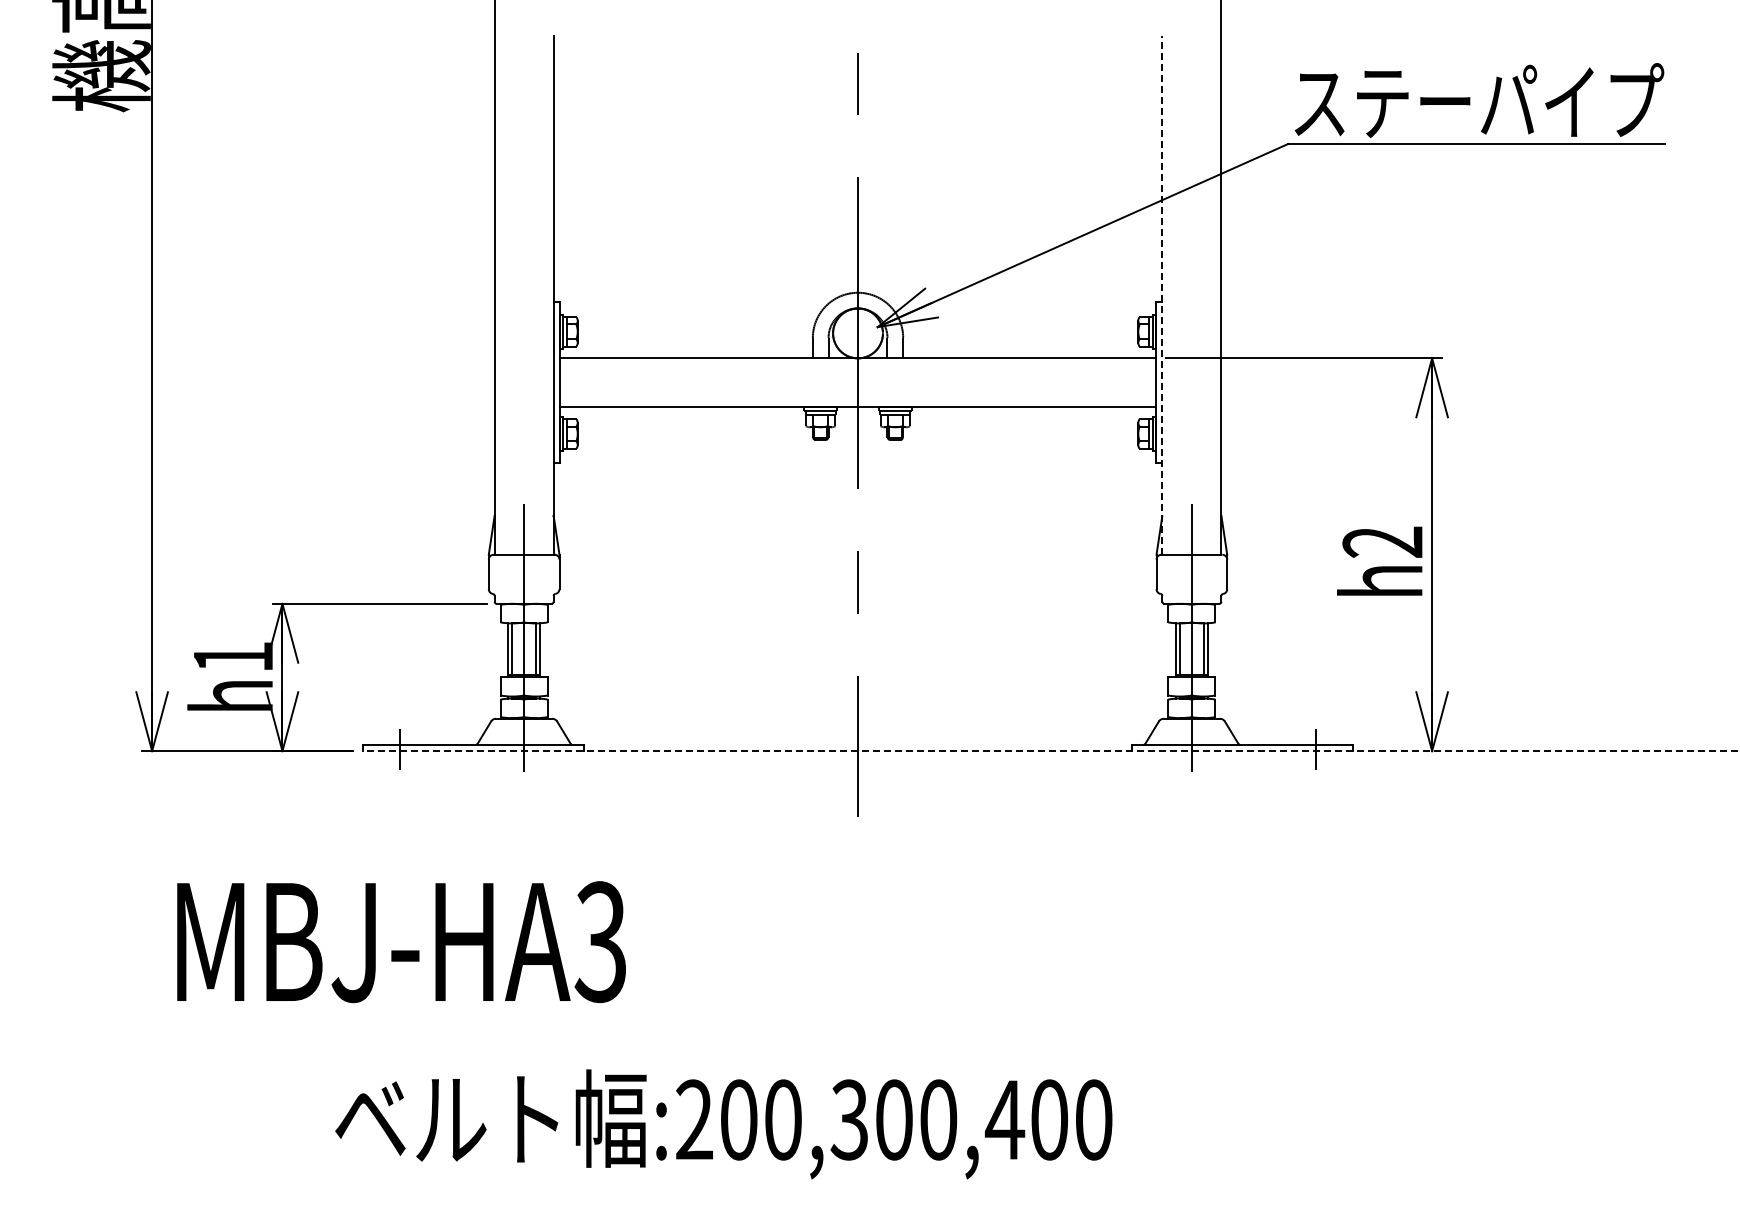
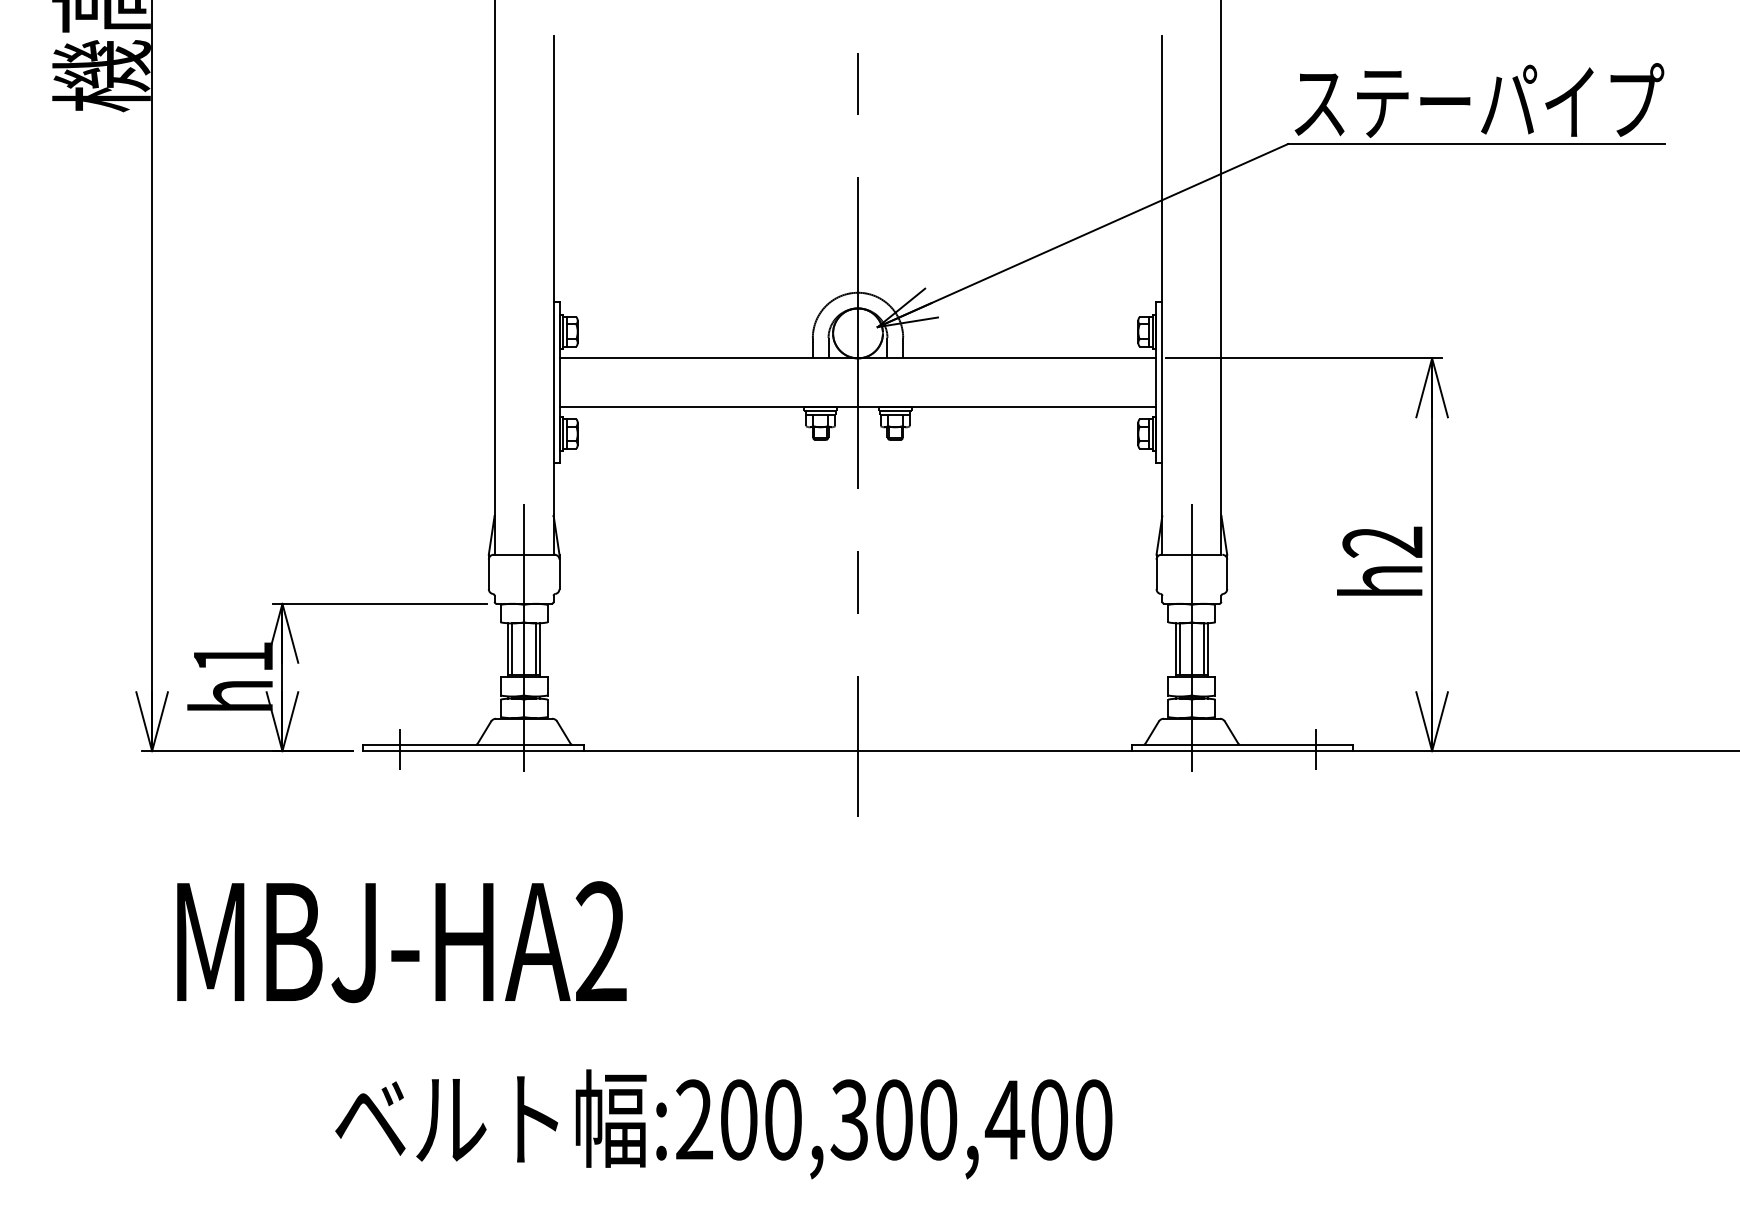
line: dashed -> solid (1162, 295)
line: dashed -> solid (1050, 751)
text: MBJ-HA3 -> MBJ-HA2 (600, 942)
